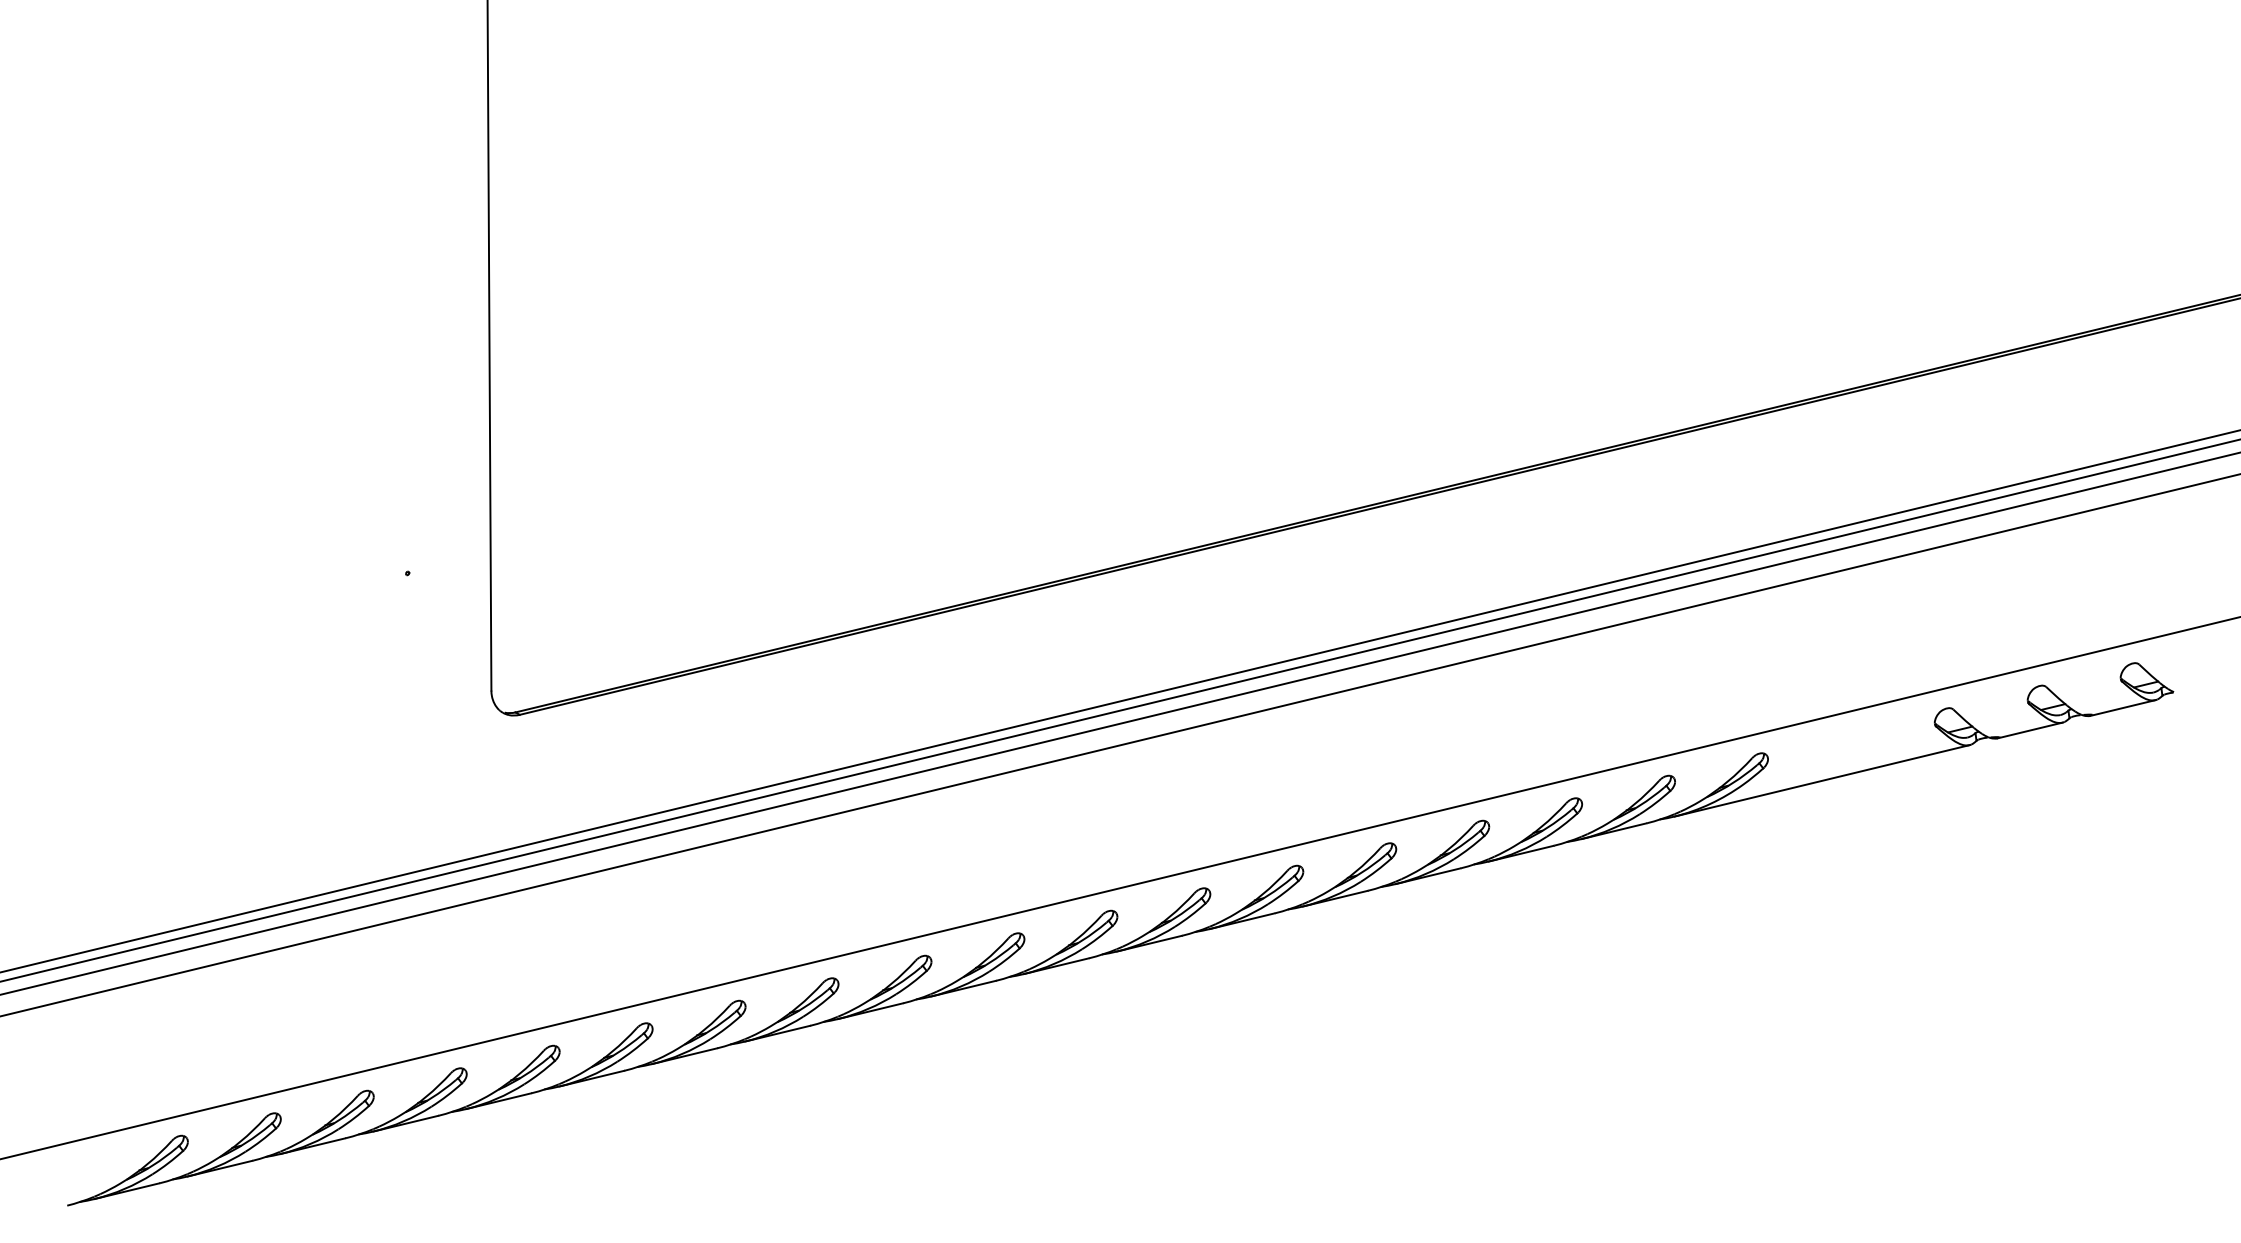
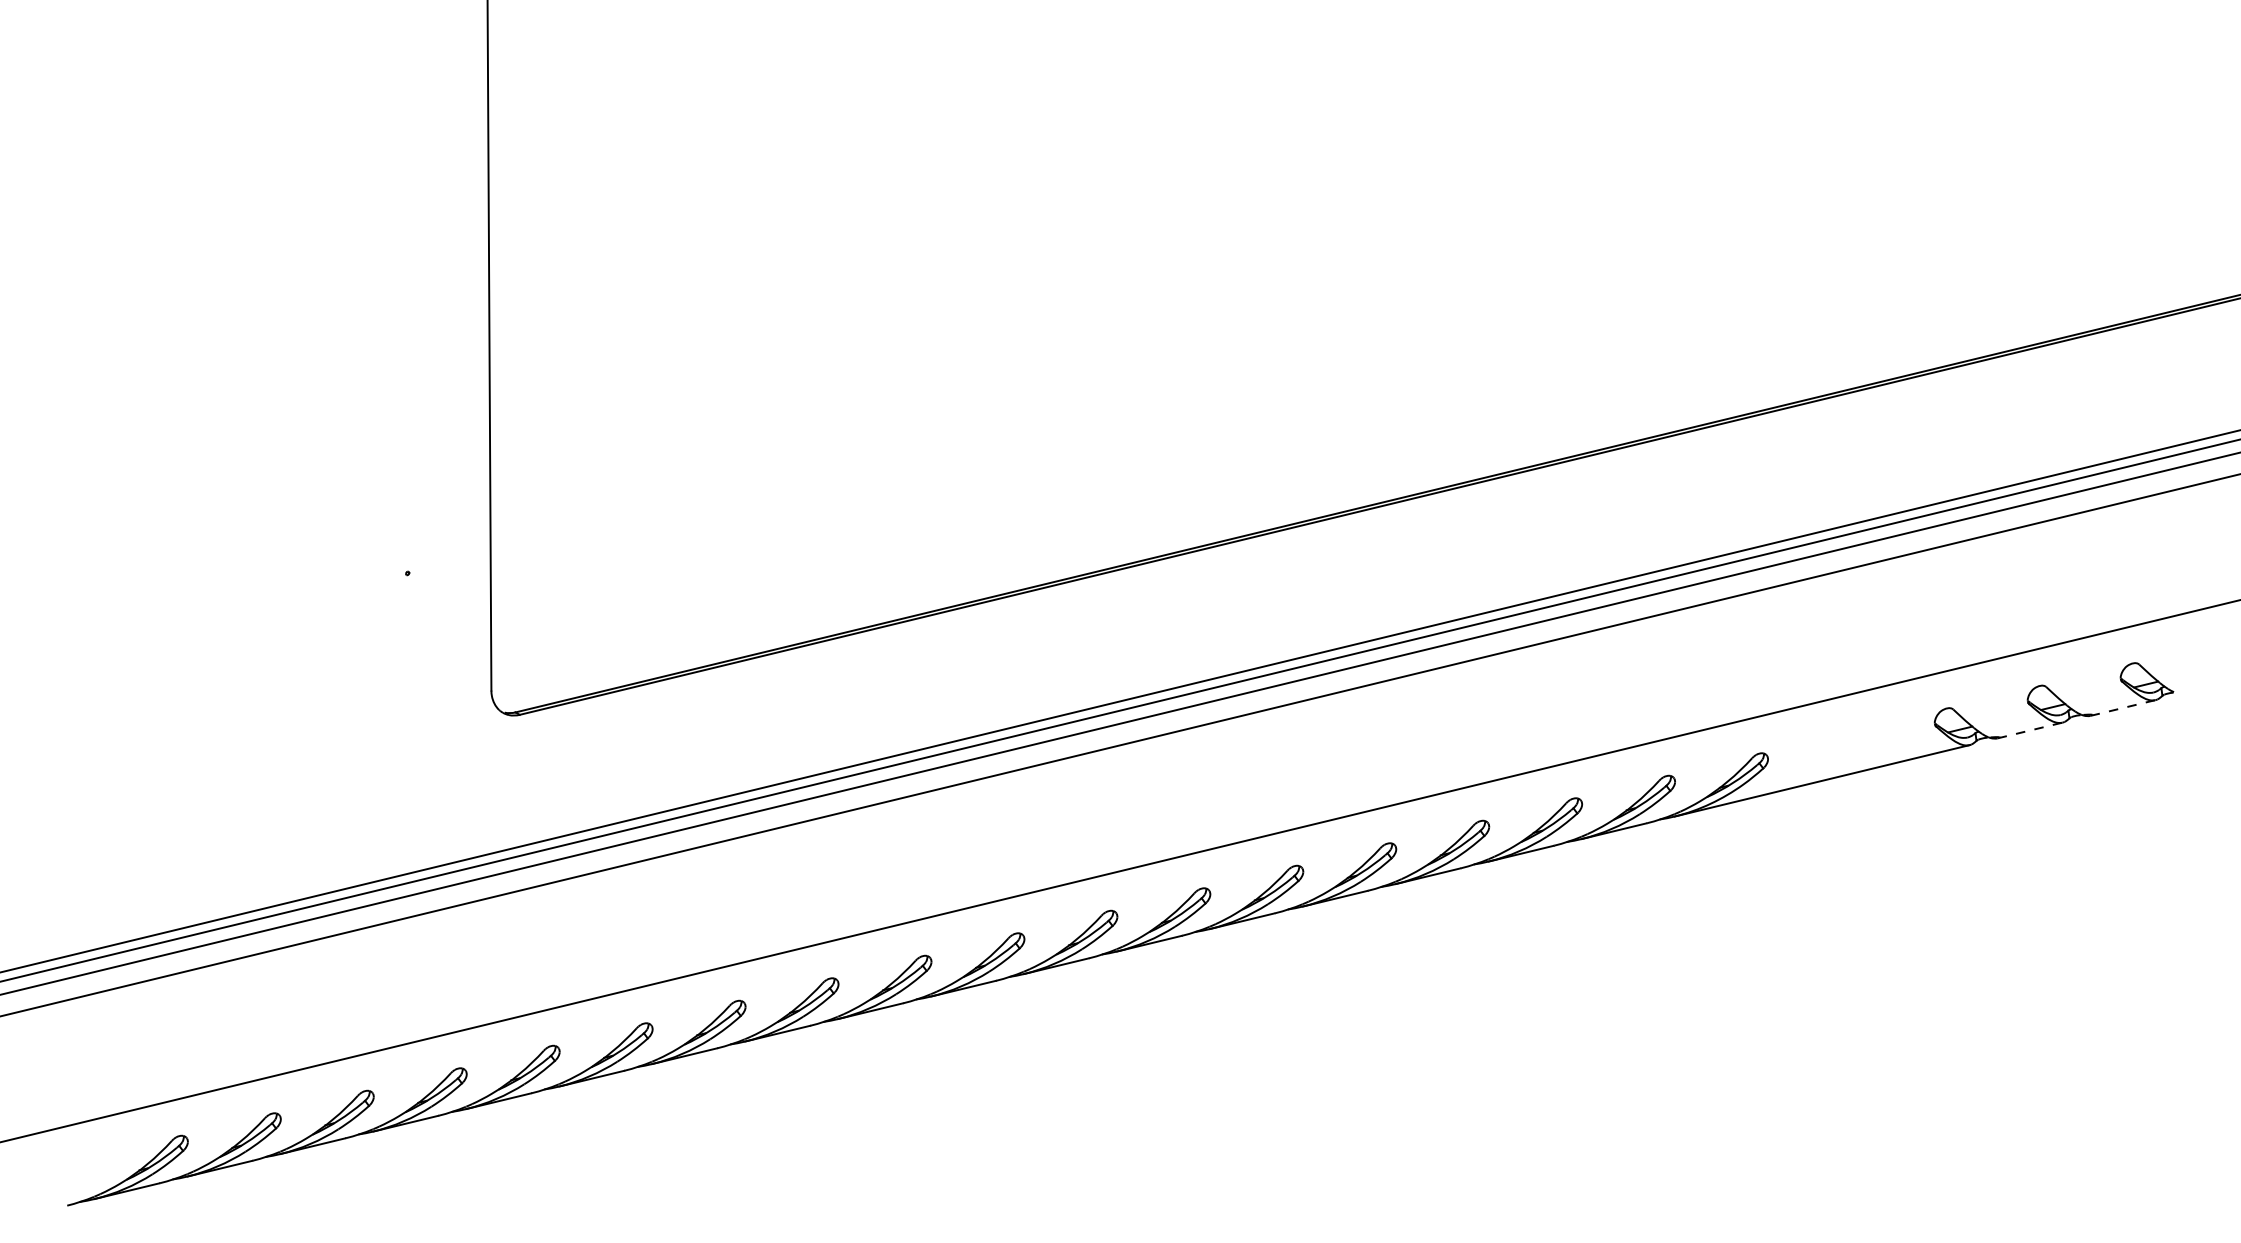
line: solid -> dashed (2123, 707)
line: solid -> dashed (2030, 730)
line position: (1119, 887) -> (1119, 870) (1119, 870)
